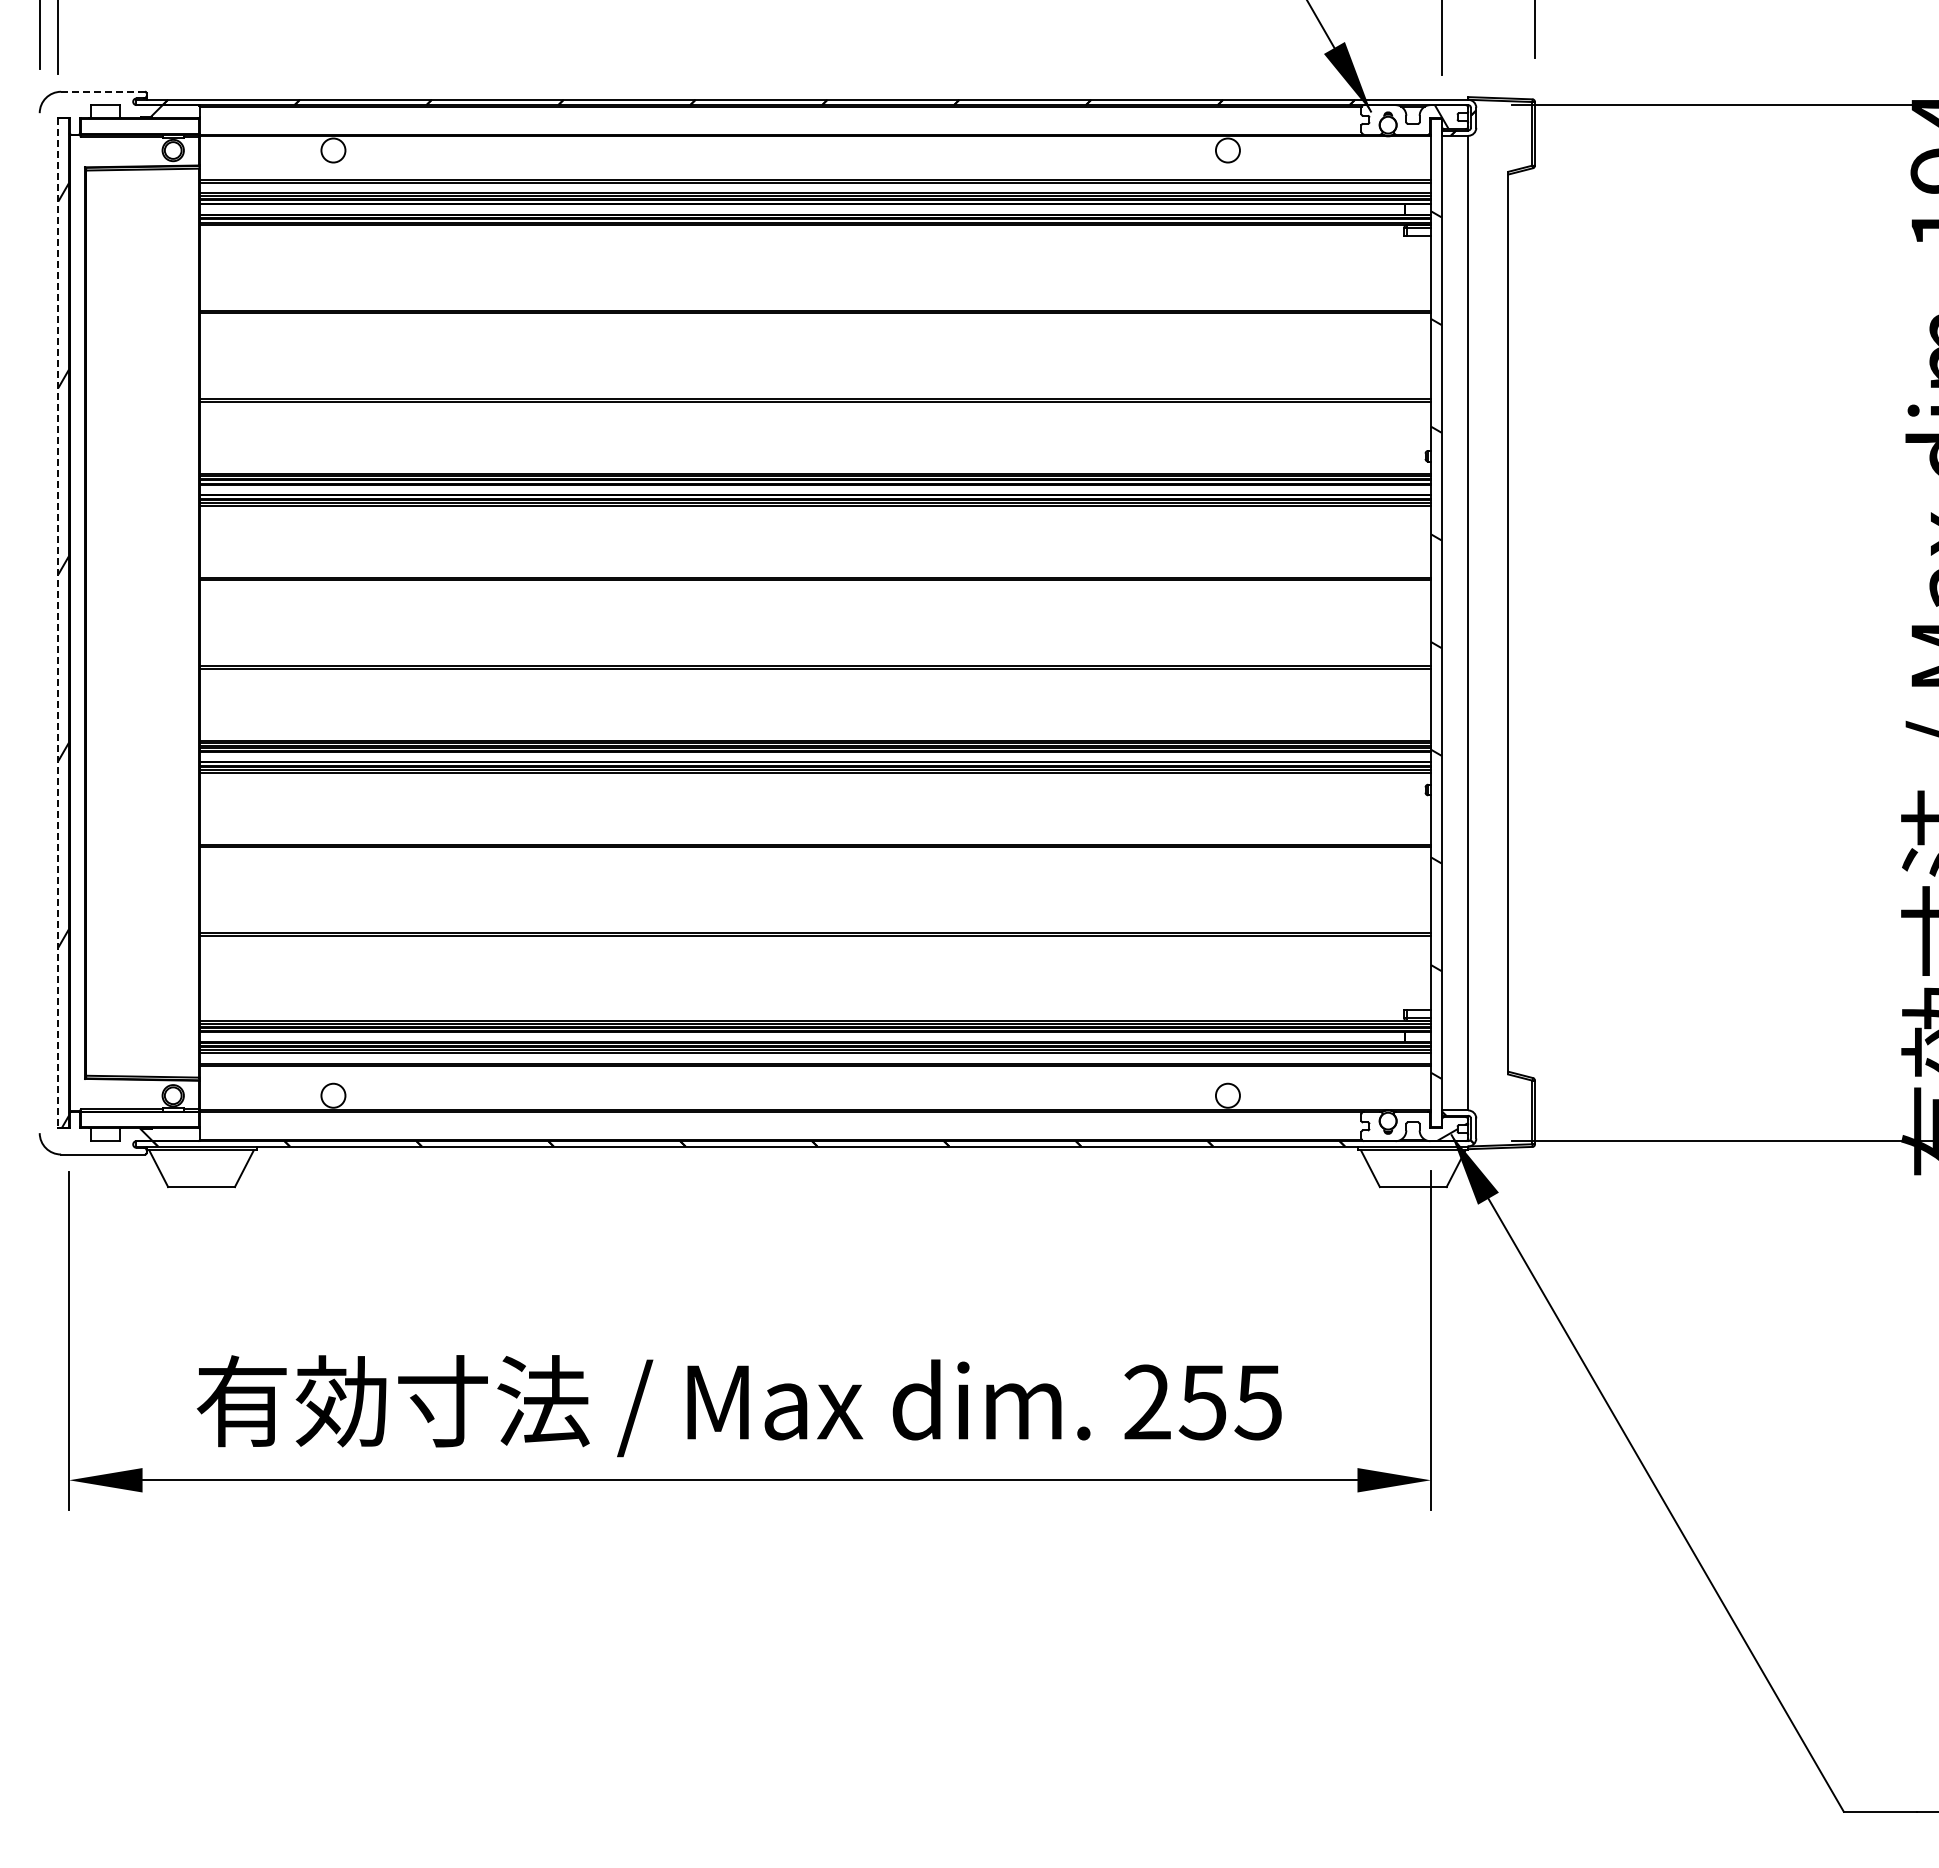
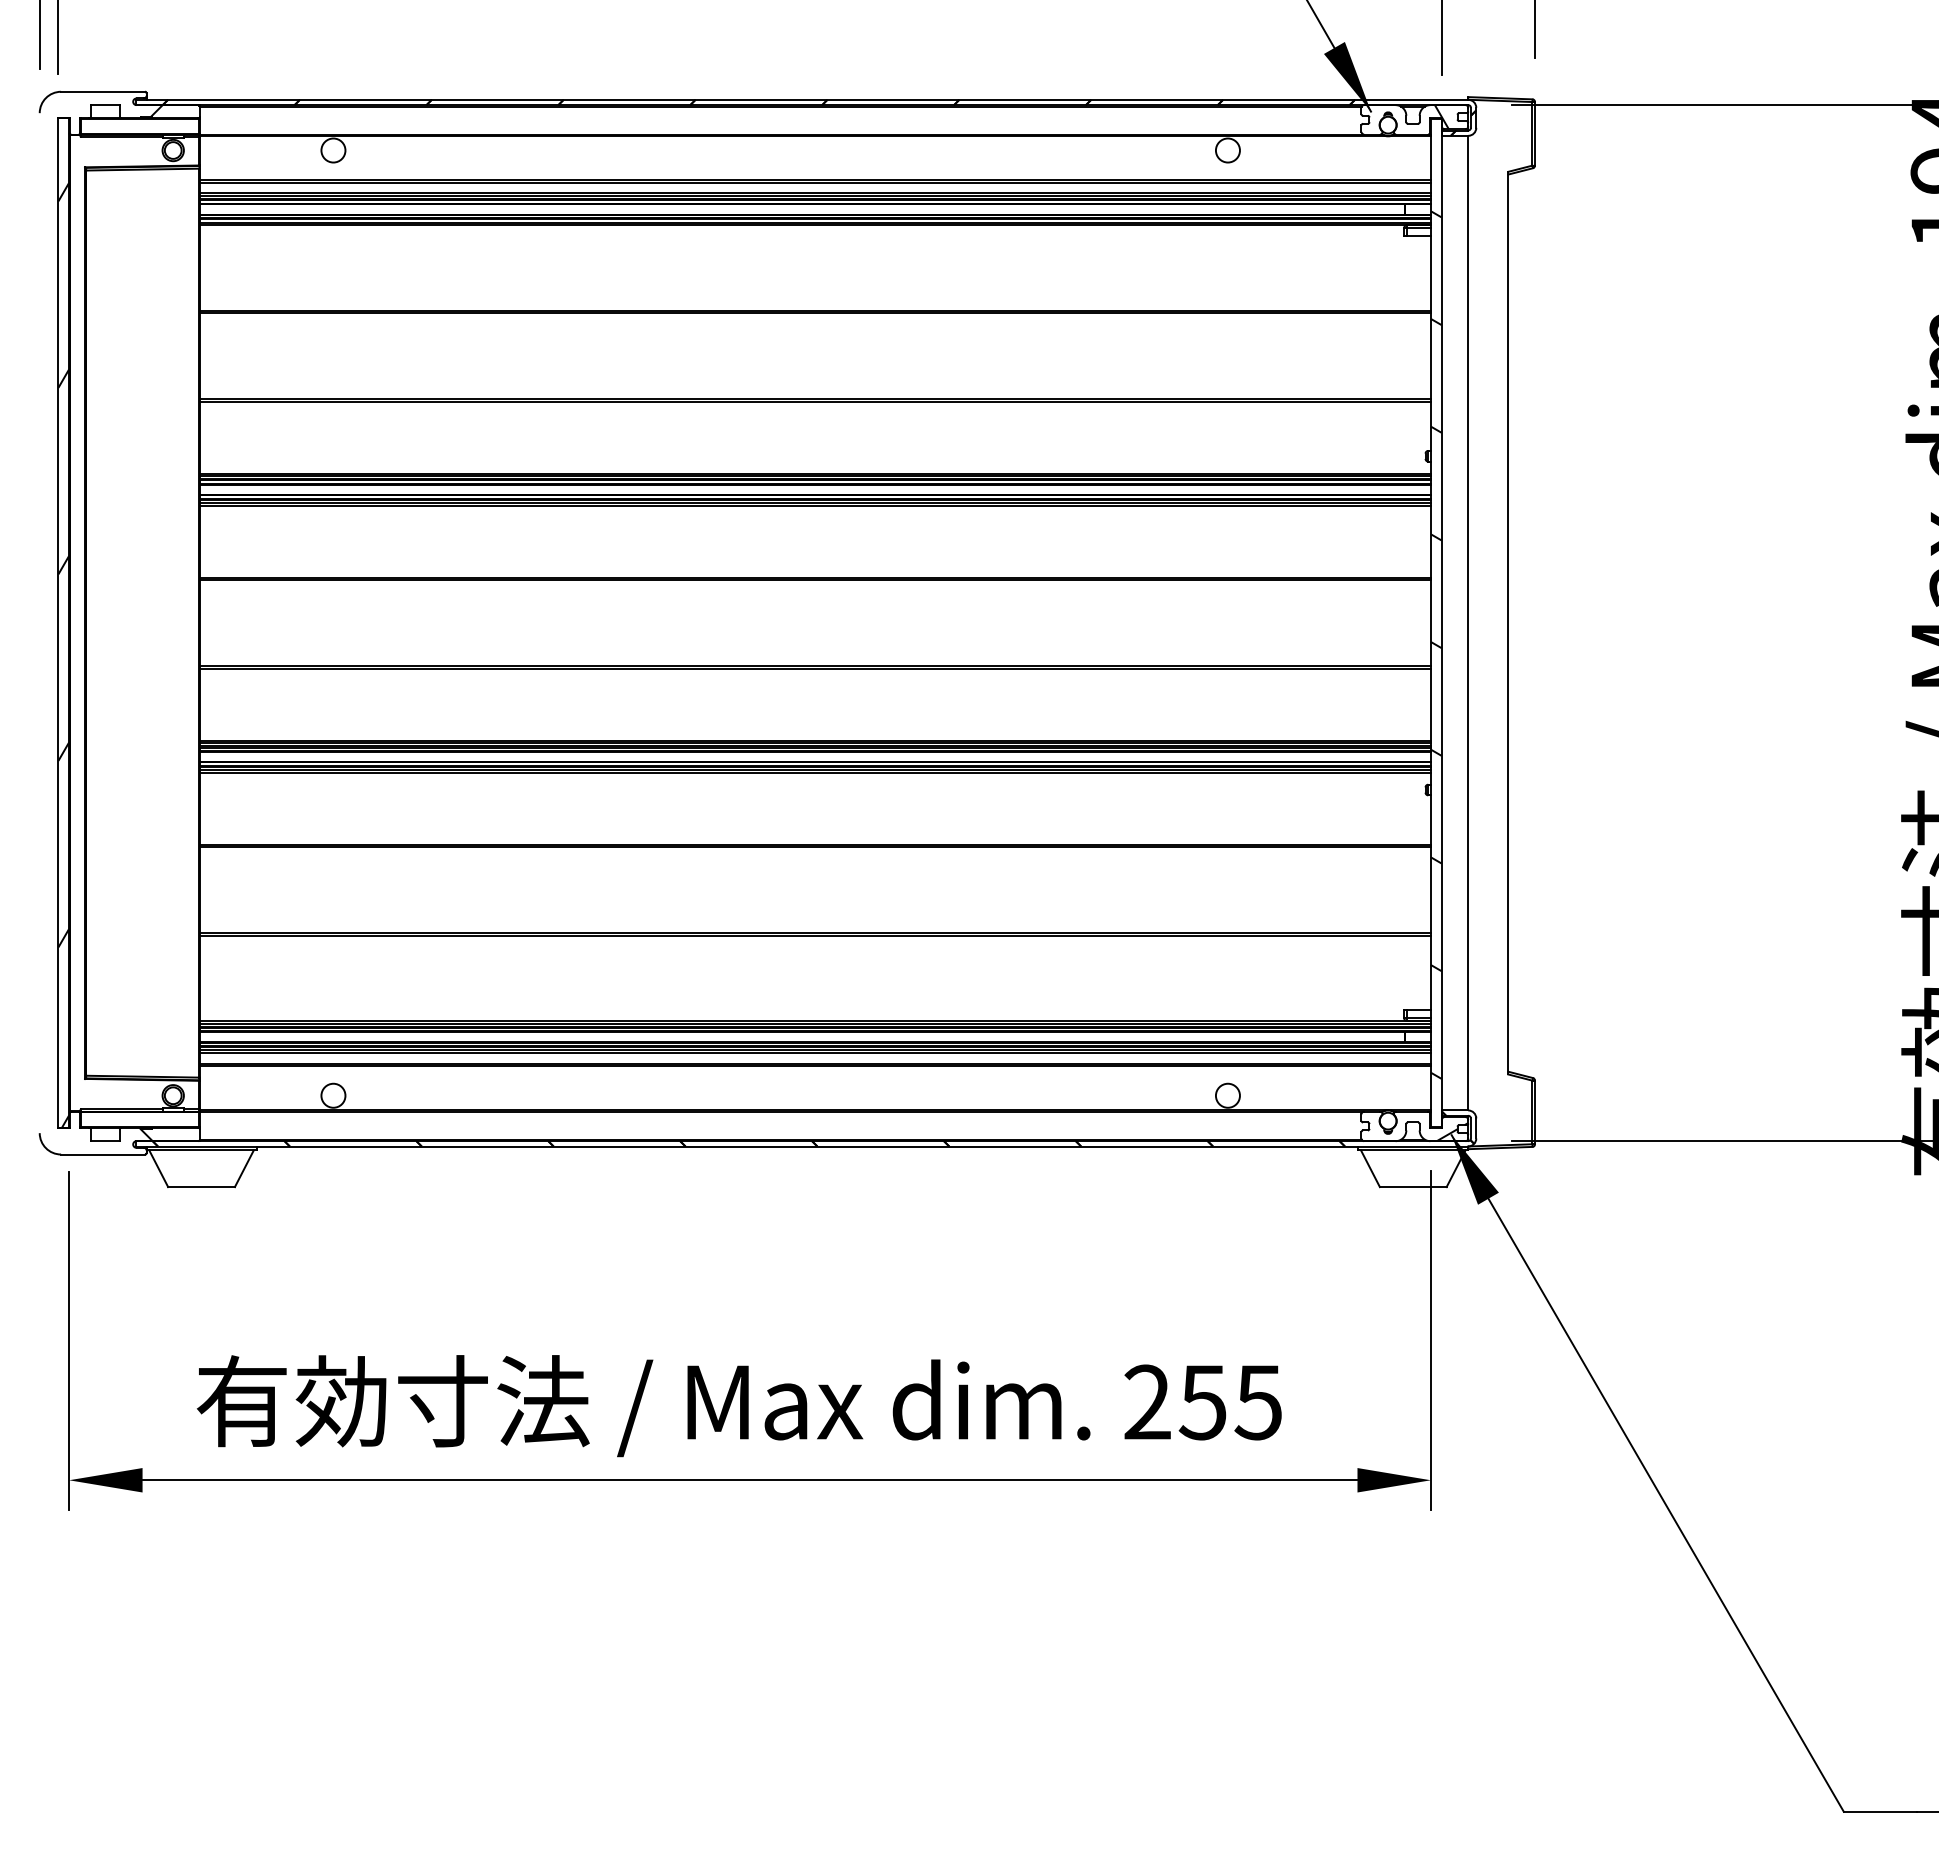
line: dashed -> solid (103, 91)
line: dashed -> solid (58, 623)
